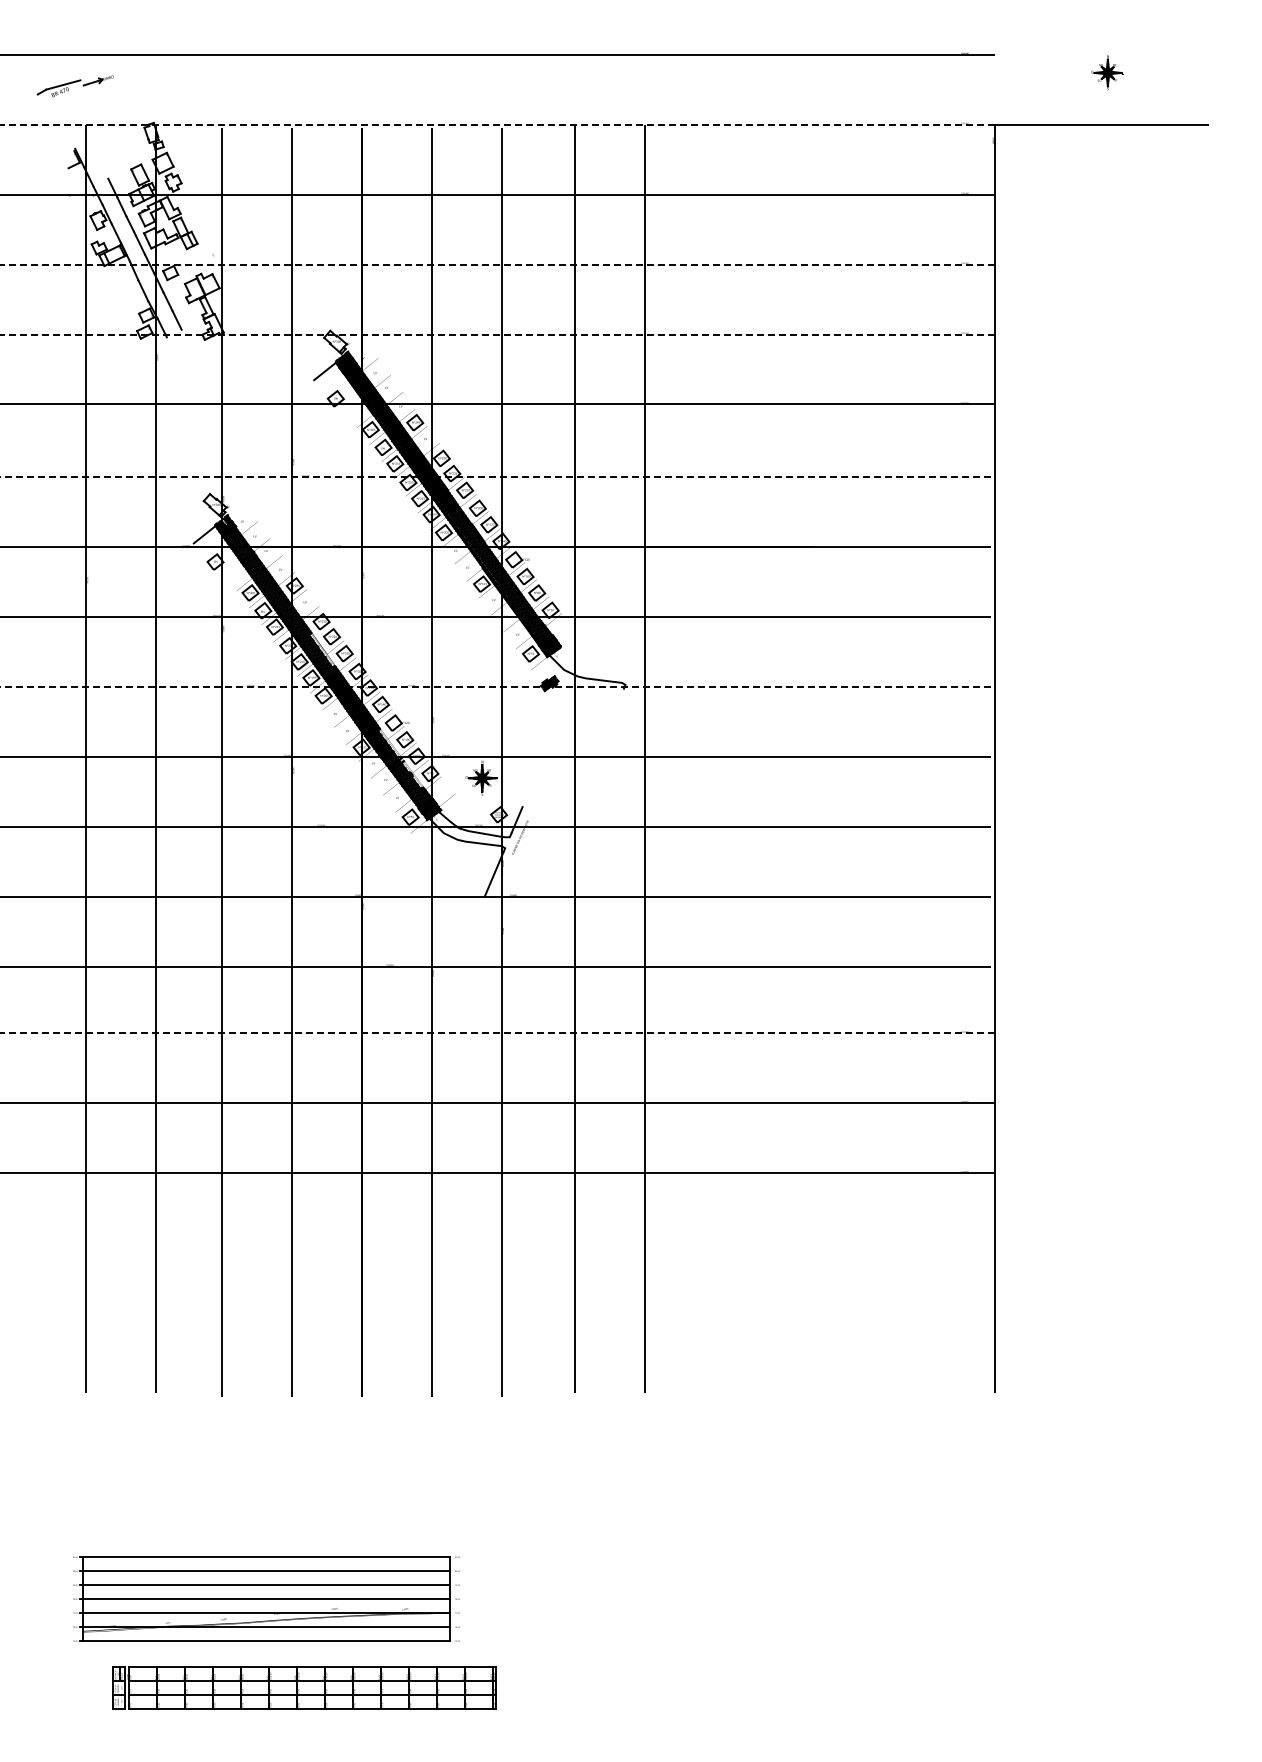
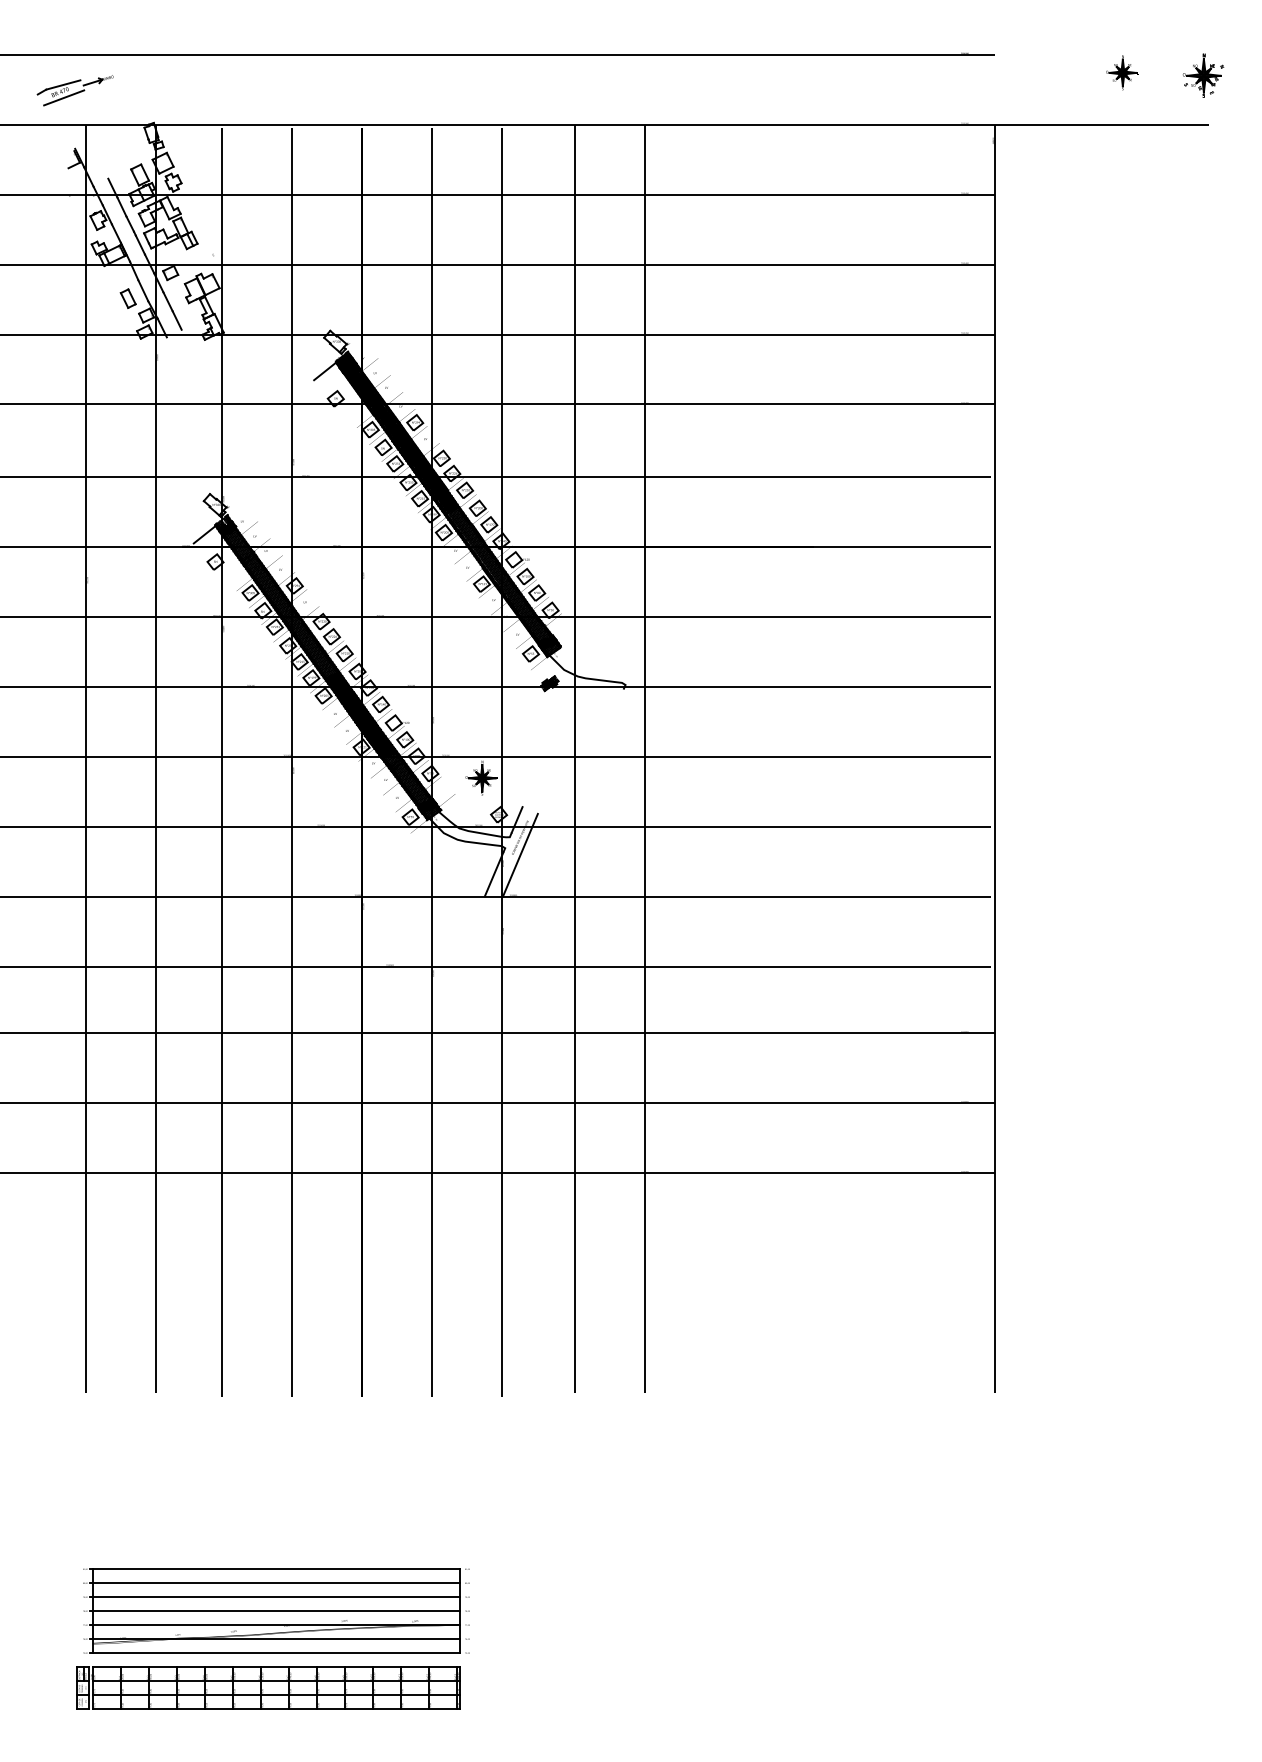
part position: (1107, 72) -> (1122, 72) (1122, 72)
part: none -> present (1203, 75)
line: none -> present (64, 97)
line: dashed -> solid (497, 124)
line: dashed -> solid (497, 264)
part: none -> present (127, 298)
line: dashed -> solid (497, 334)
line: dashed -> solid (495, 477)
hatch: none -> present (321, 649)
line: dashed -> solid (495, 687)
hatch: none -> present (400, 758)
line: none -> present (519, 854)
line: dashed -> solid (497, 1033)
part position: (266, 1598) -> (276, 1610) (276, 1610)
part position: (304, 1687) -> (268, 1687) (268, 1687)
